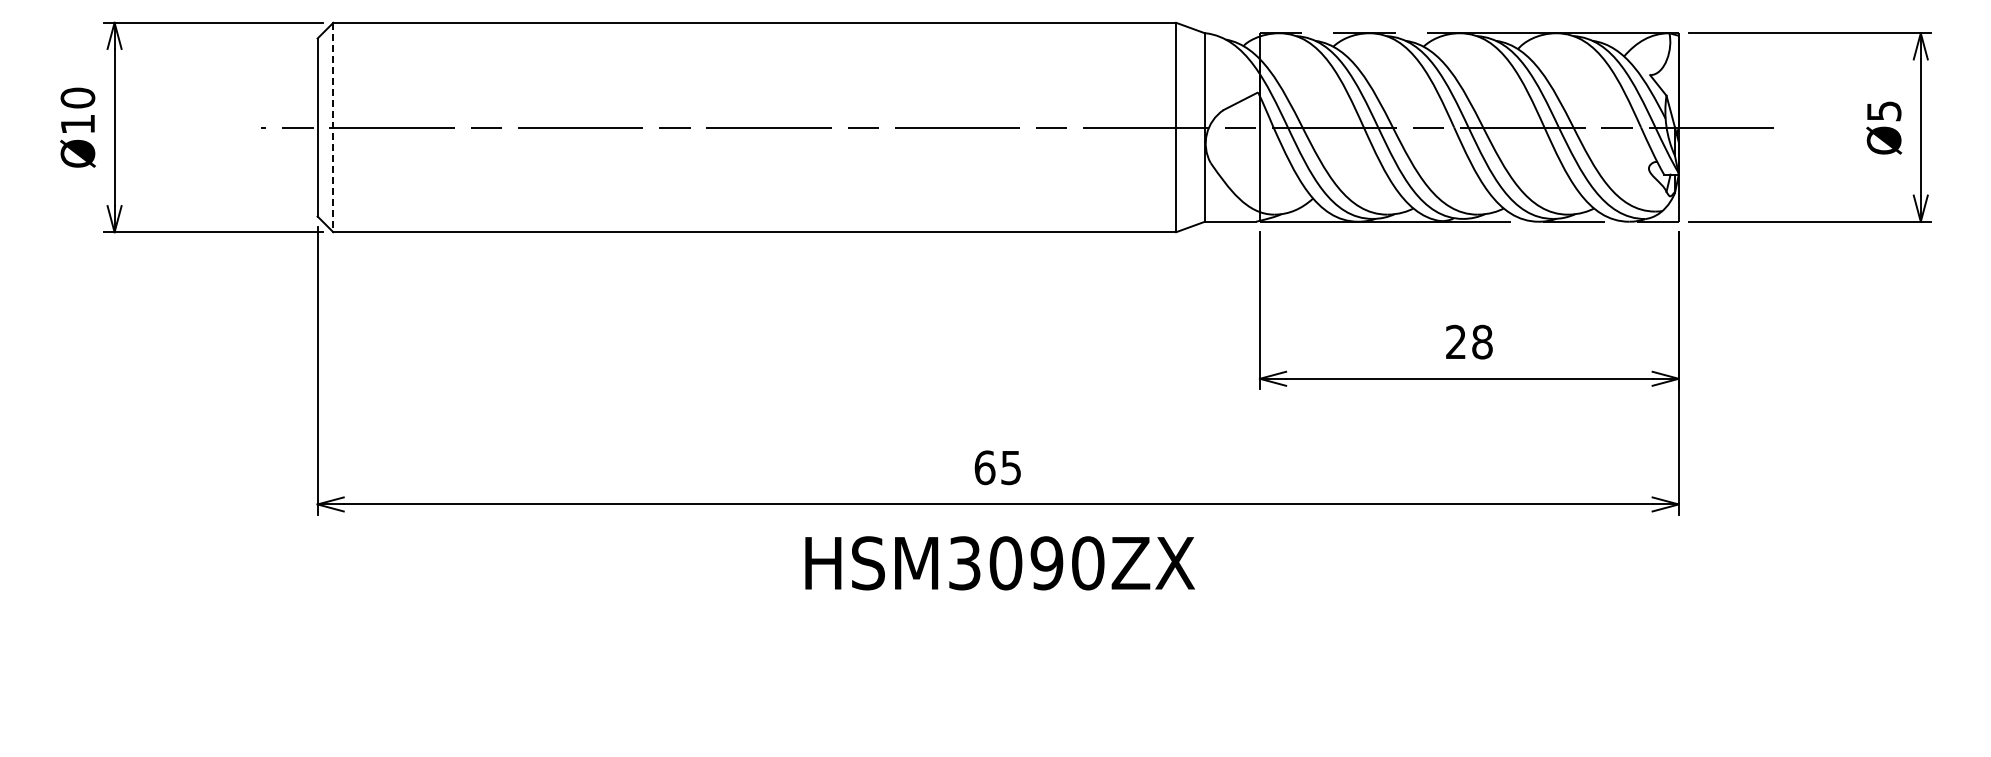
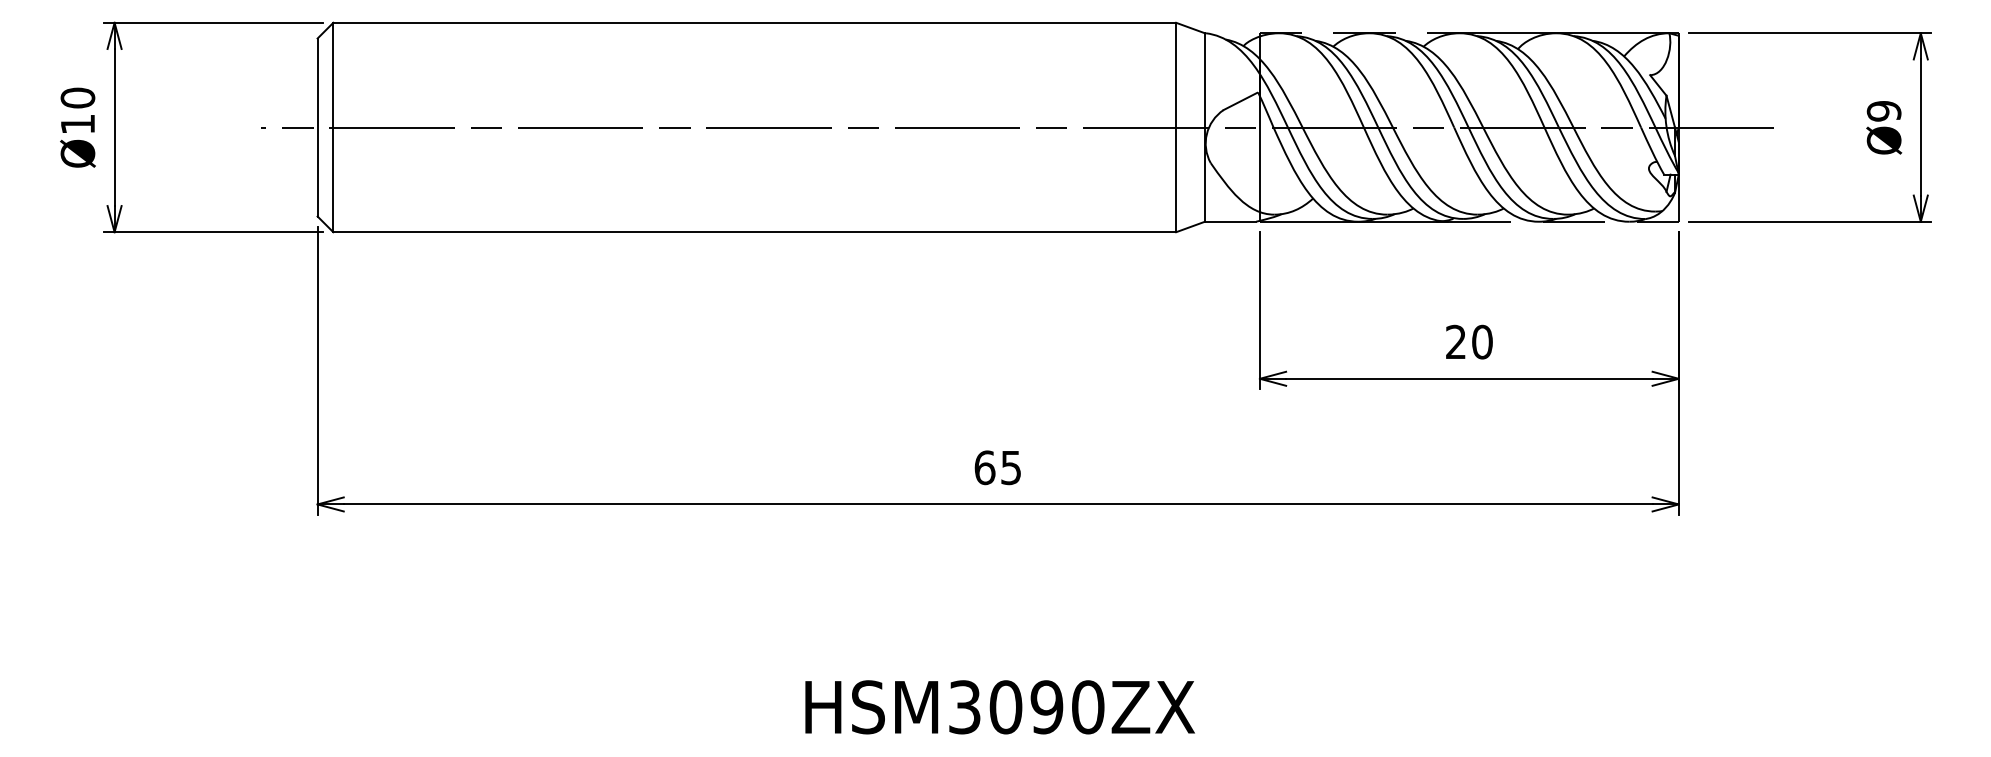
text: Ø5 -> Ø9 (1883, 111)
line: dashed -> solid (333, 127)
text: 28 -> 20 (1482, 342)
text position: (999, 563) -> (999, 707) (999, 707)
